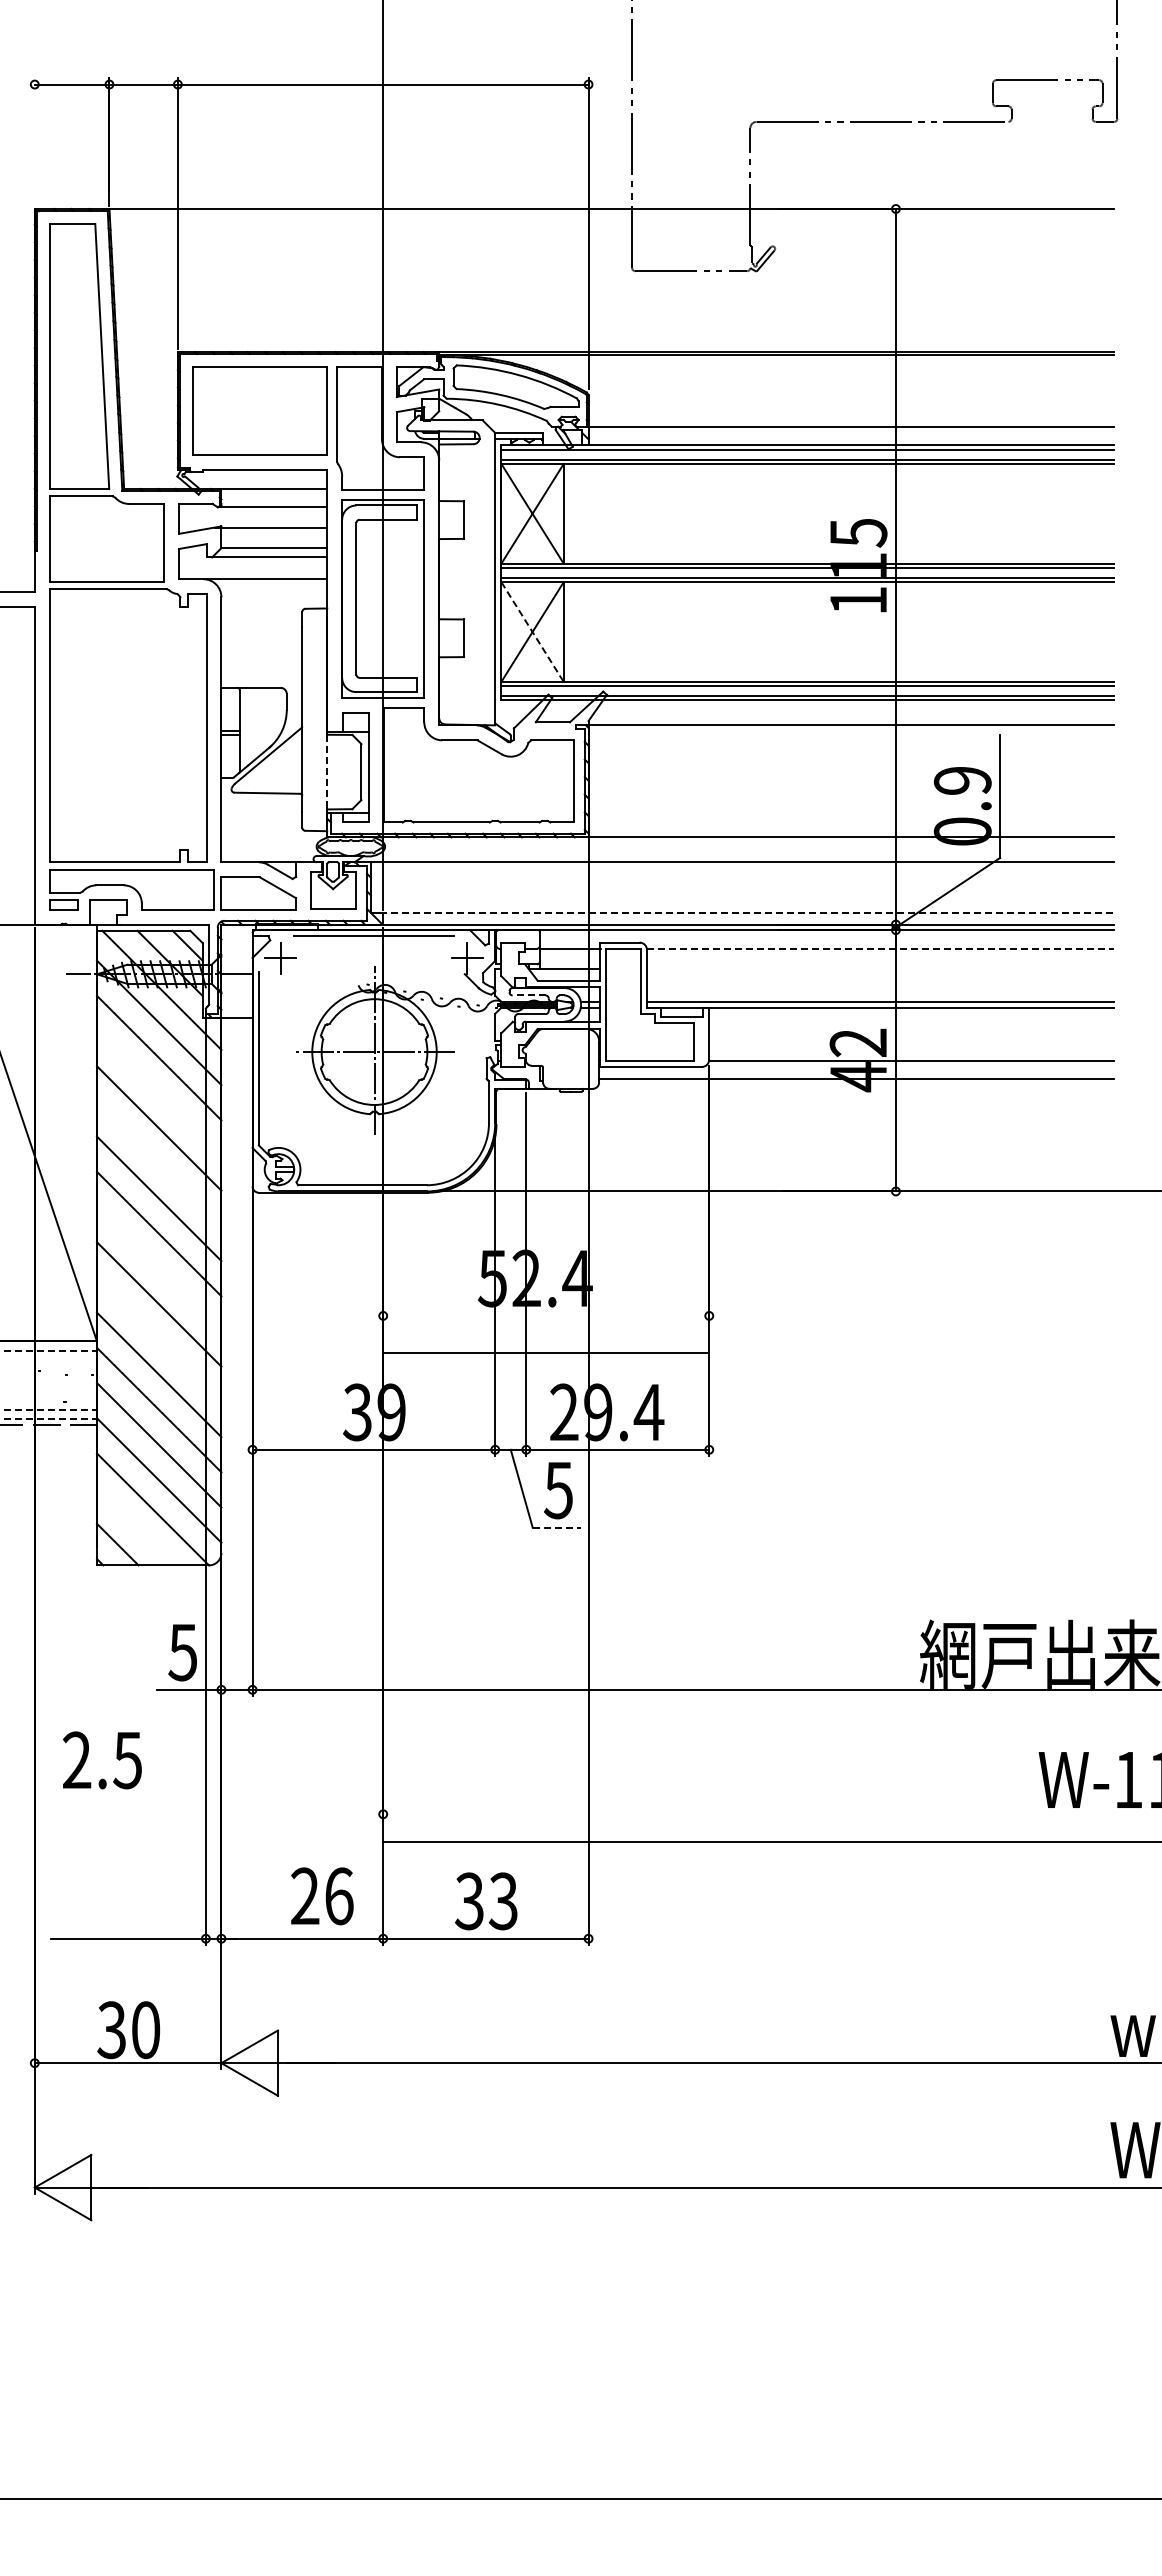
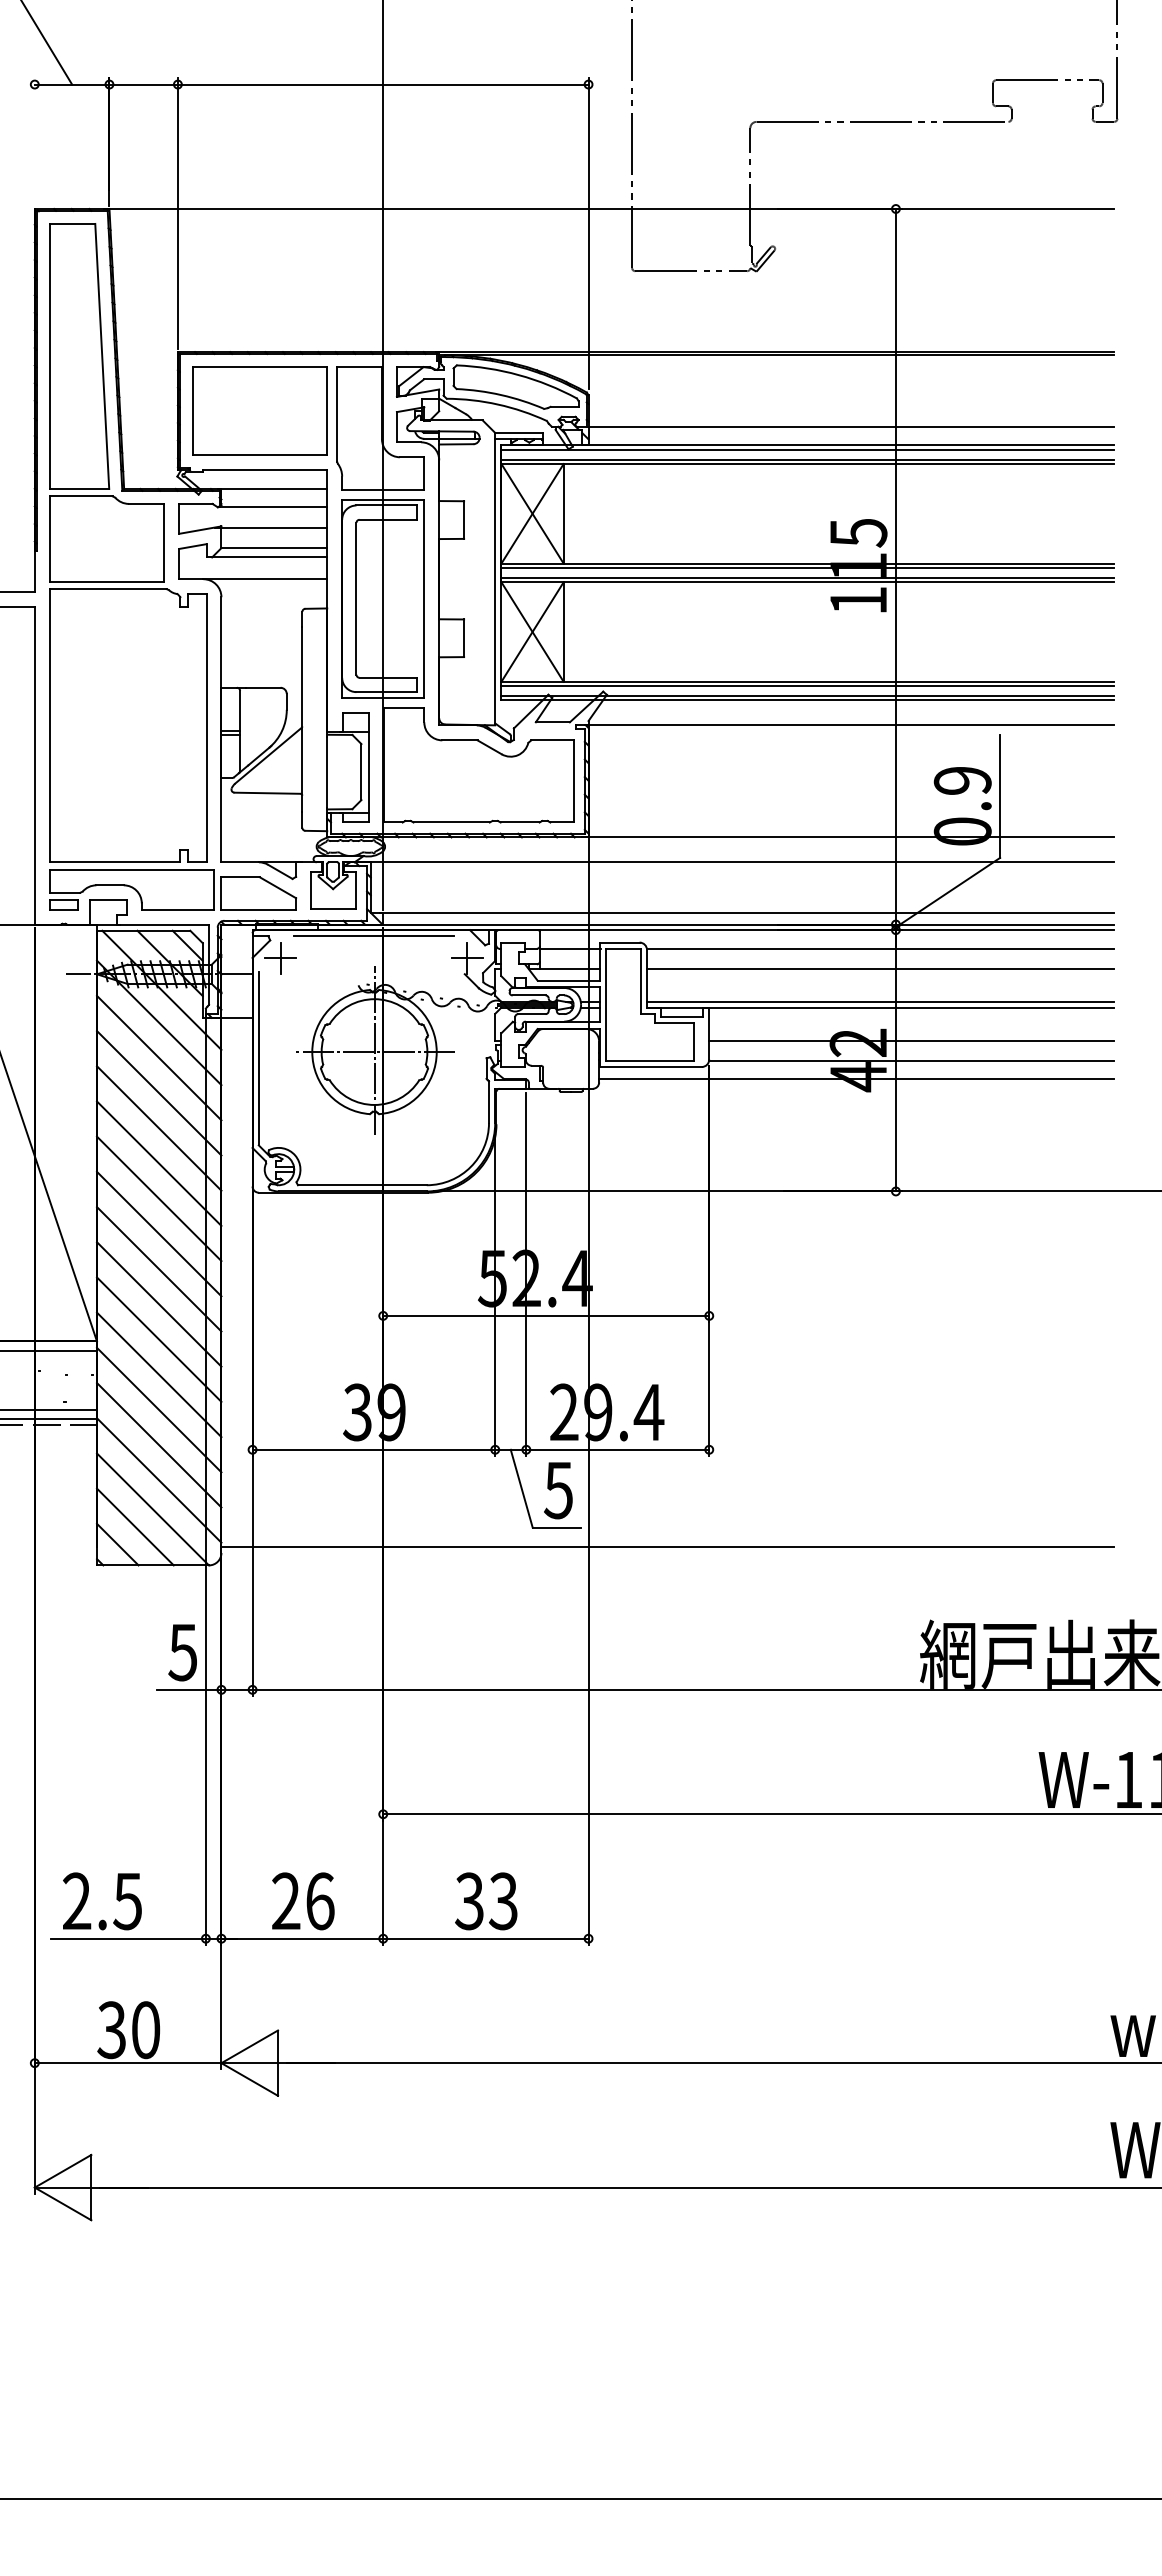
line: none -> present (47, 43)
line: dashed -> solid (532, 632)
line: dashed -> solid (327, 771)
line: dashed -> solid (747, 913)
line: dashed -> solid (880, 948)
line: none -> present (880, 969)
line: dashed -> solid (528, 995)
line: none -> present (911, 1040)
line: none -> present (159, 1093)
line: none -> present (159, 1163)
line: none -> present (159, 1269)
line: none -> present (159, 1339)
line: dashed -> solid (49, 1350)
line position: (546, 1352) -> (546, 1315) (546, 1315)
line: dashed -> solid (49, 1409)
line: dashed -> solid (49, 1419)
line: none -> present (135, 1526)
line: dashed -> solid (557, 1527)
line: none -> present (667, 1547)
text position: (102, 1760) -> (102, 1901) (102, 1901)
line position: (770, 1842) -> (770, 1814) (770, 1814)
text position: (322, 1896) -> (303, 1901) (303, 1901)
